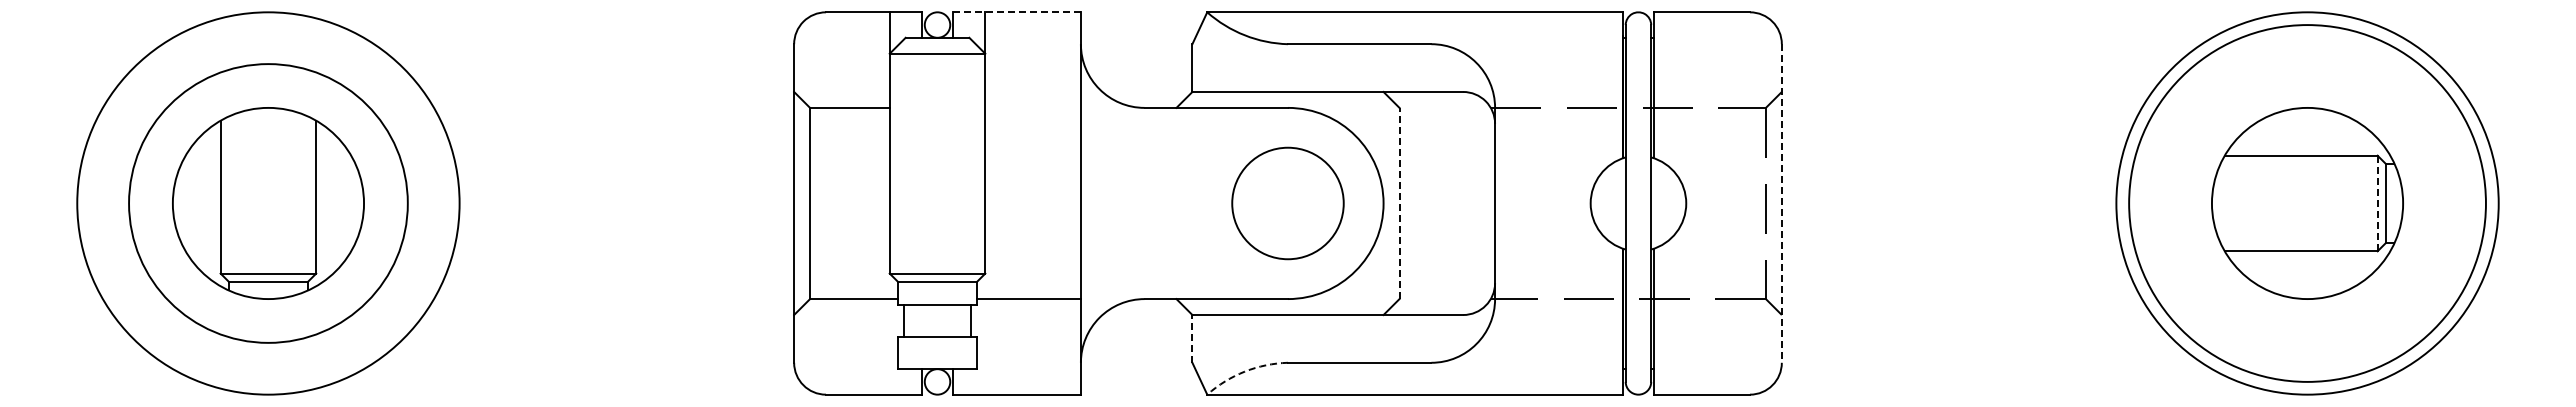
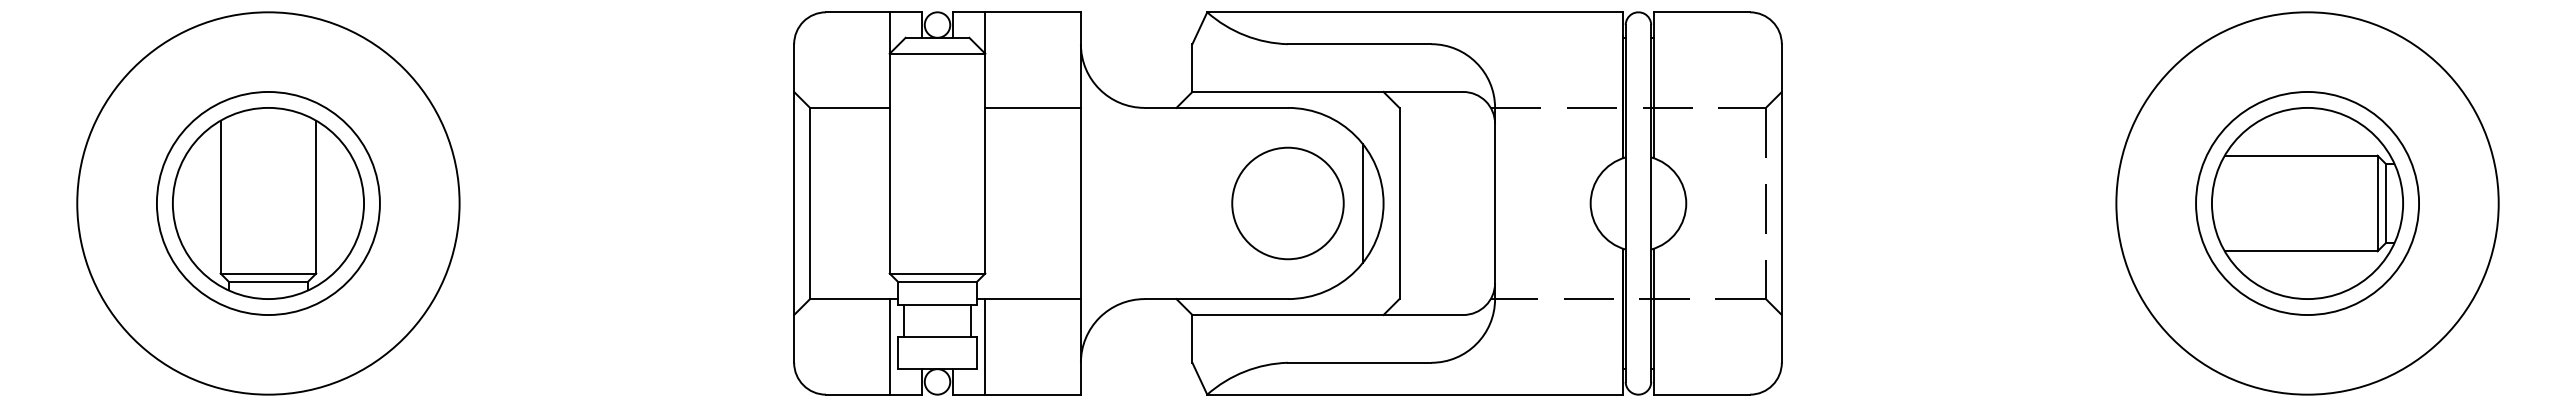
line: dashed -> solid (1017, 12)
line: none -> present (1032, 107)
circle diameter: 279 px -> 223 px (267, 203)
line: none -> present (1363, 203)
line: dashed -> solid (1399, 203)
line: dashed -> solid (1781, 203)
circle diameter: 357 px -> 223 px (2307, 203)
line: dashed -> solid (2377, 203)
line: dashed -> solid (1192, 338)
line: none -> present (889, 346)
line: none -> present (985, 346)
arc: dashed -> solid (1244, 371)
